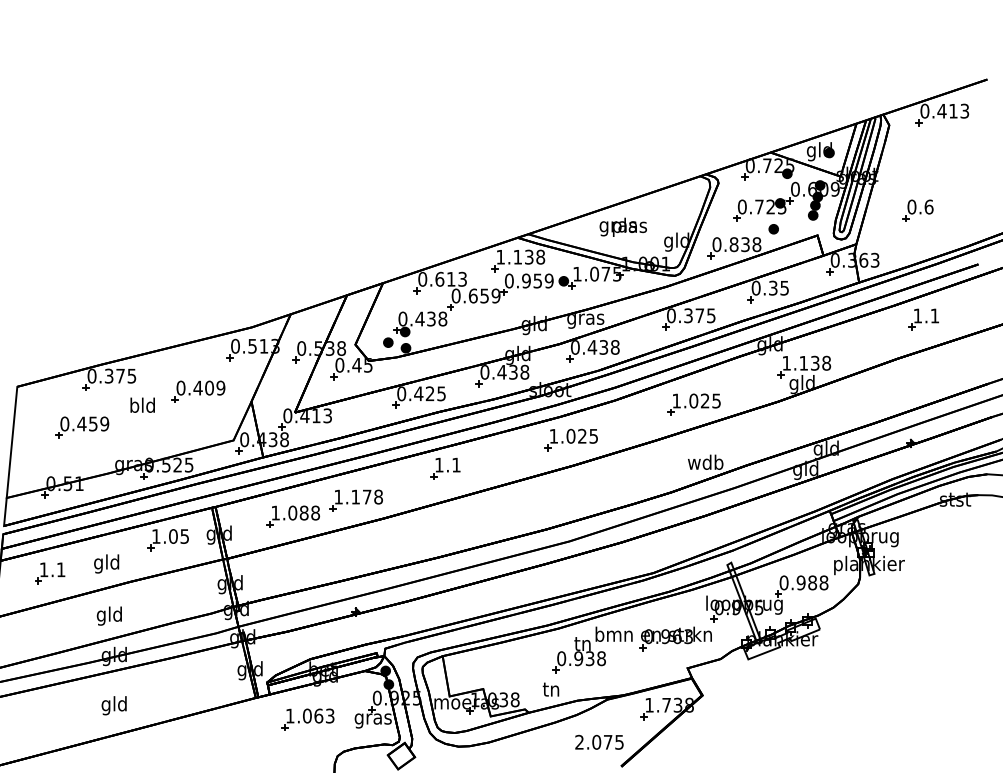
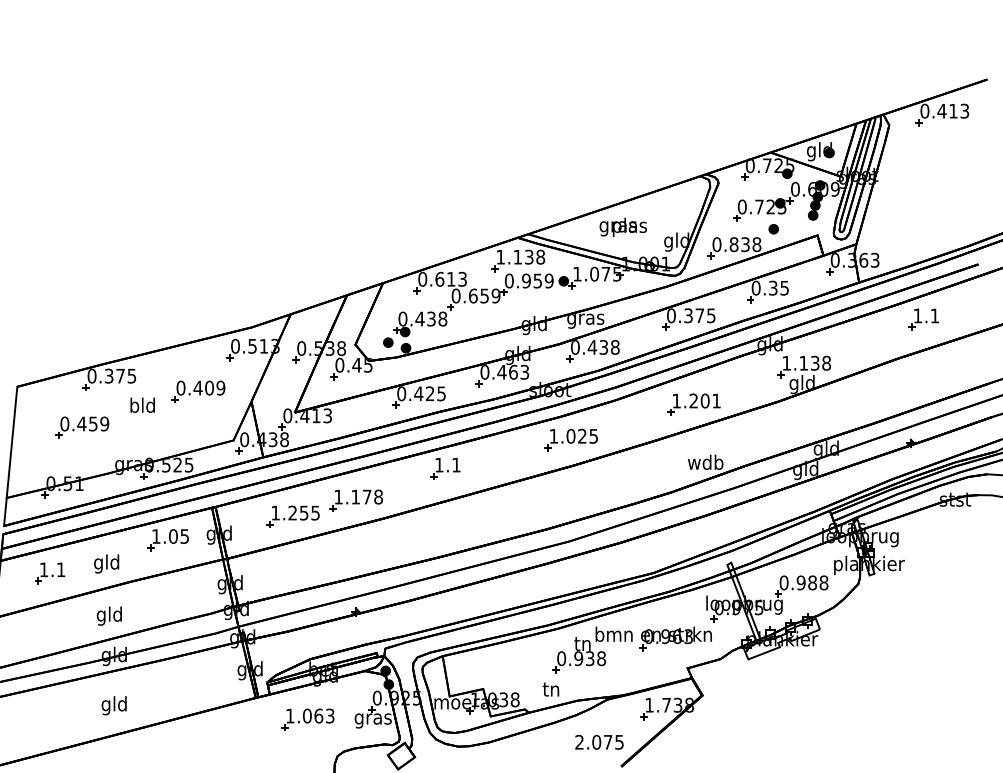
part: present -> none (917, 210)
text: 0.438 -> 0.463 (519, 371)
text: 1.025 -> 1.201 (704, 400)
text: 1.088 -> 1.255 (304, 512)
